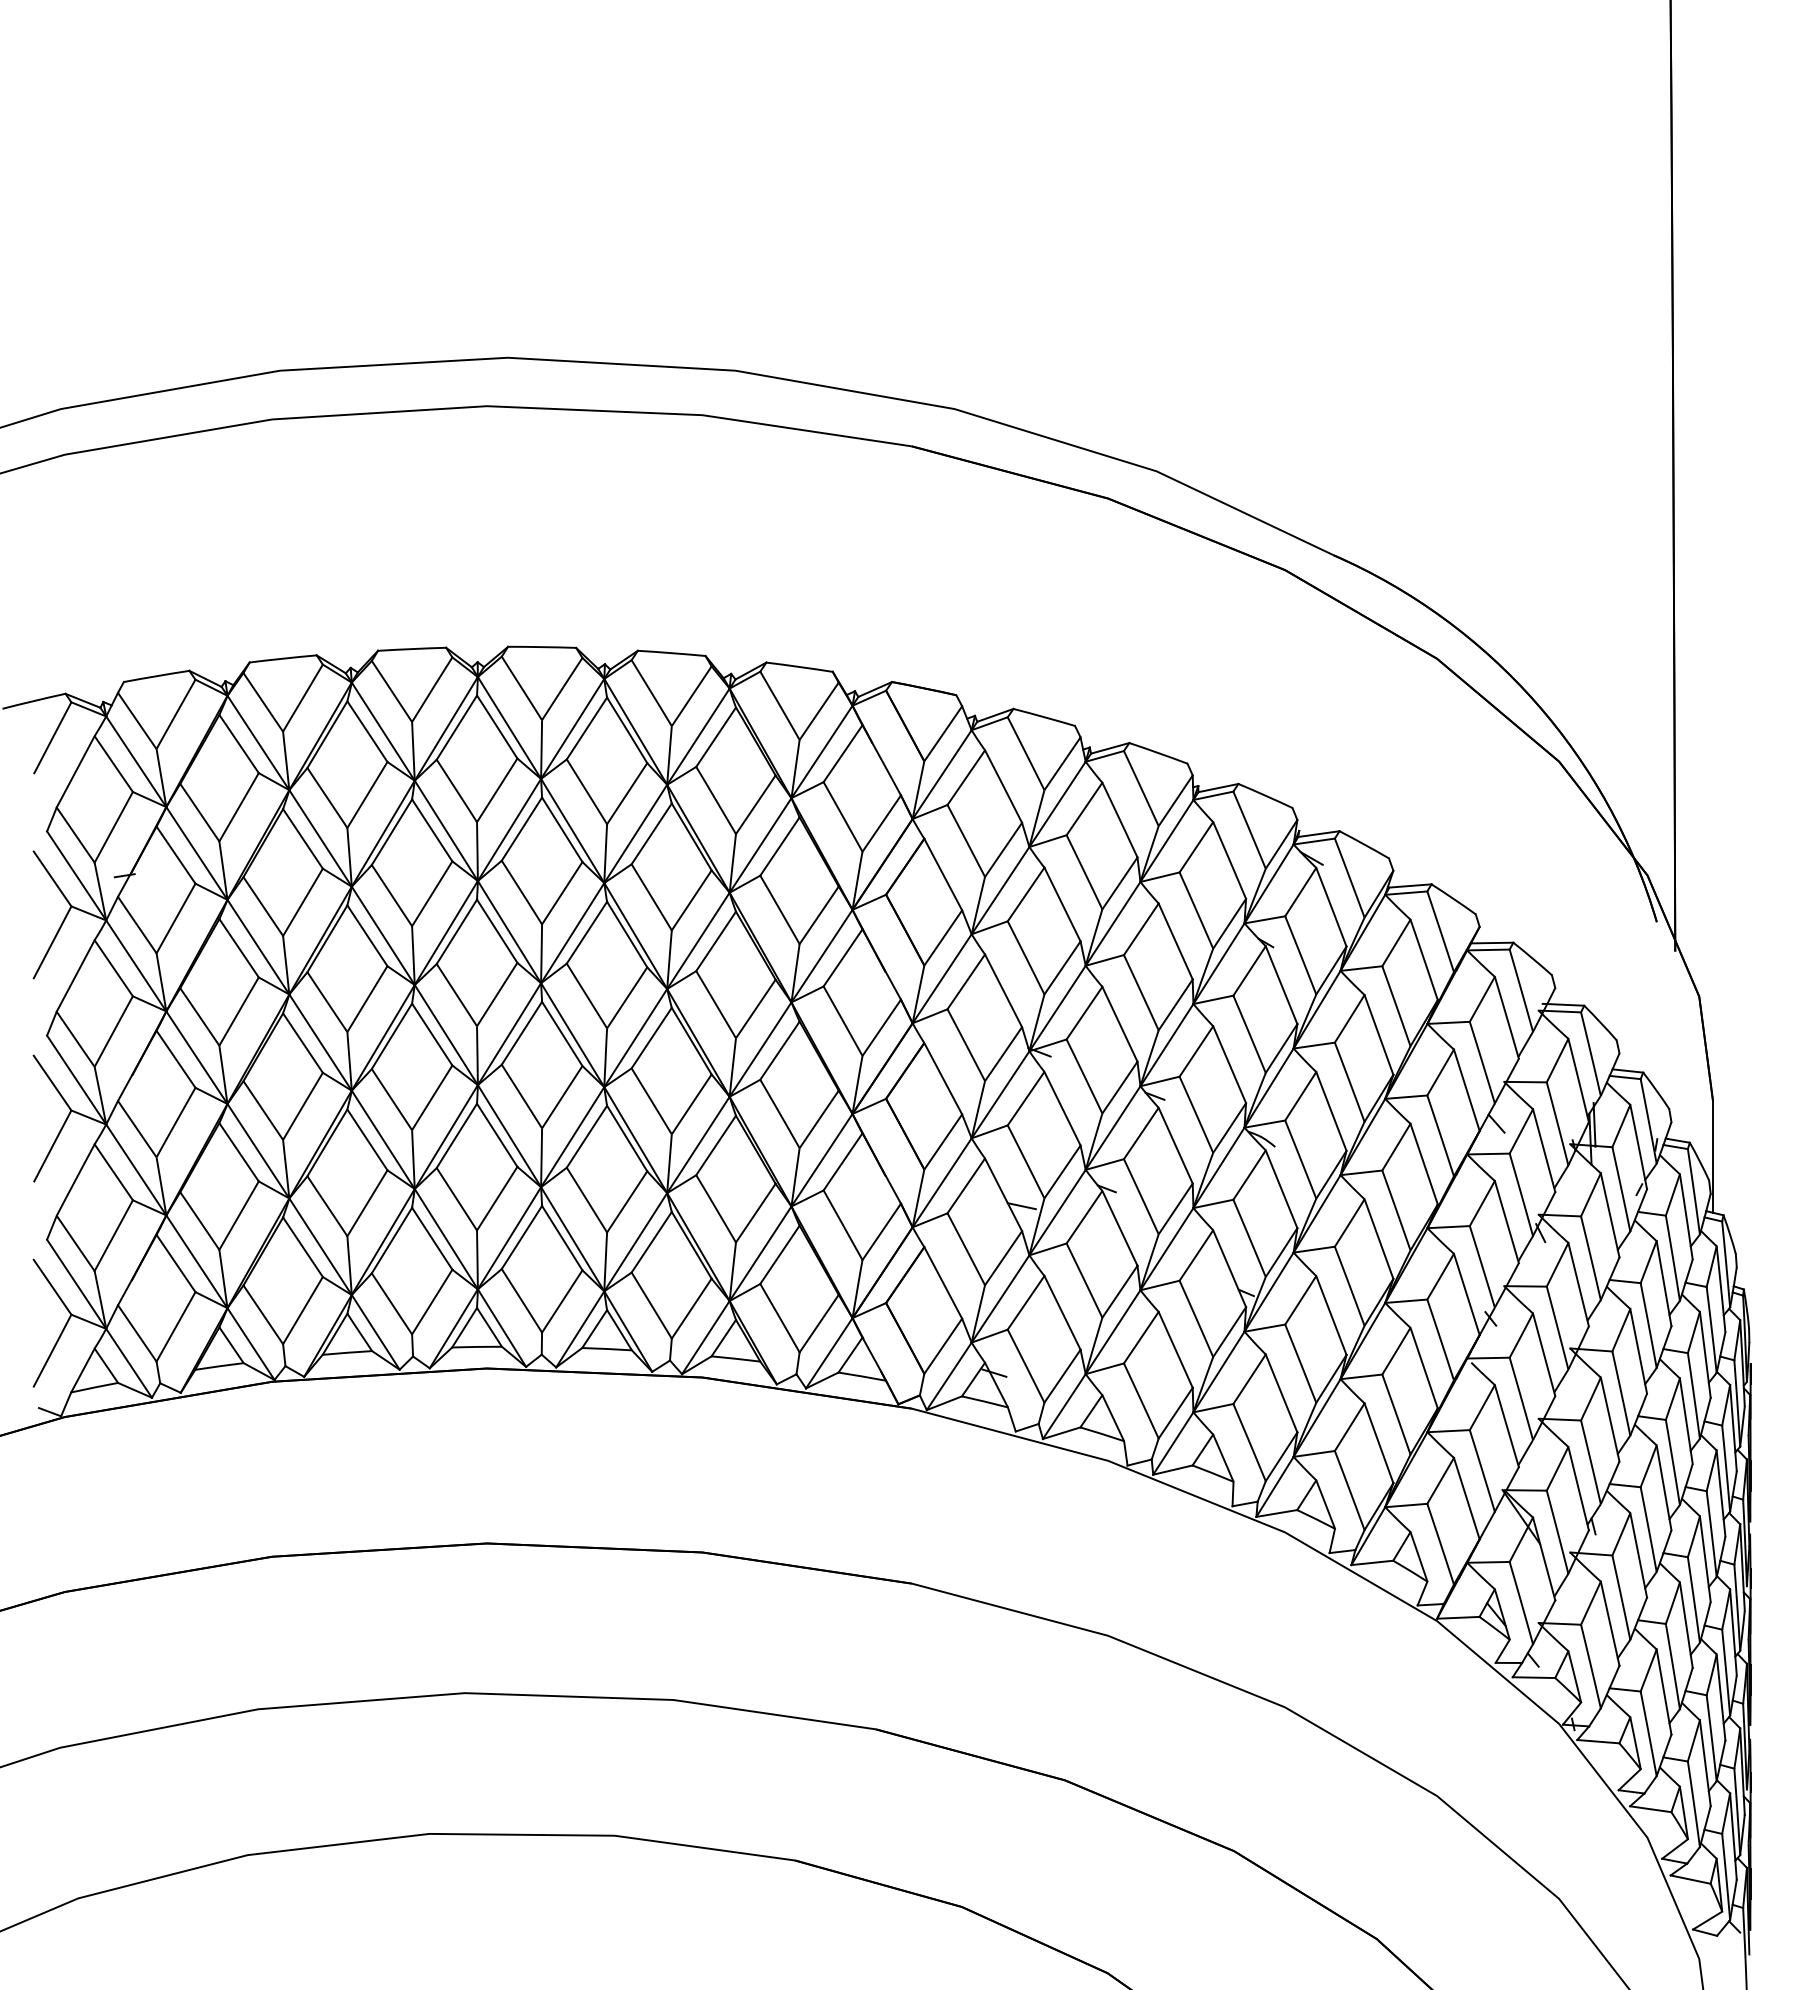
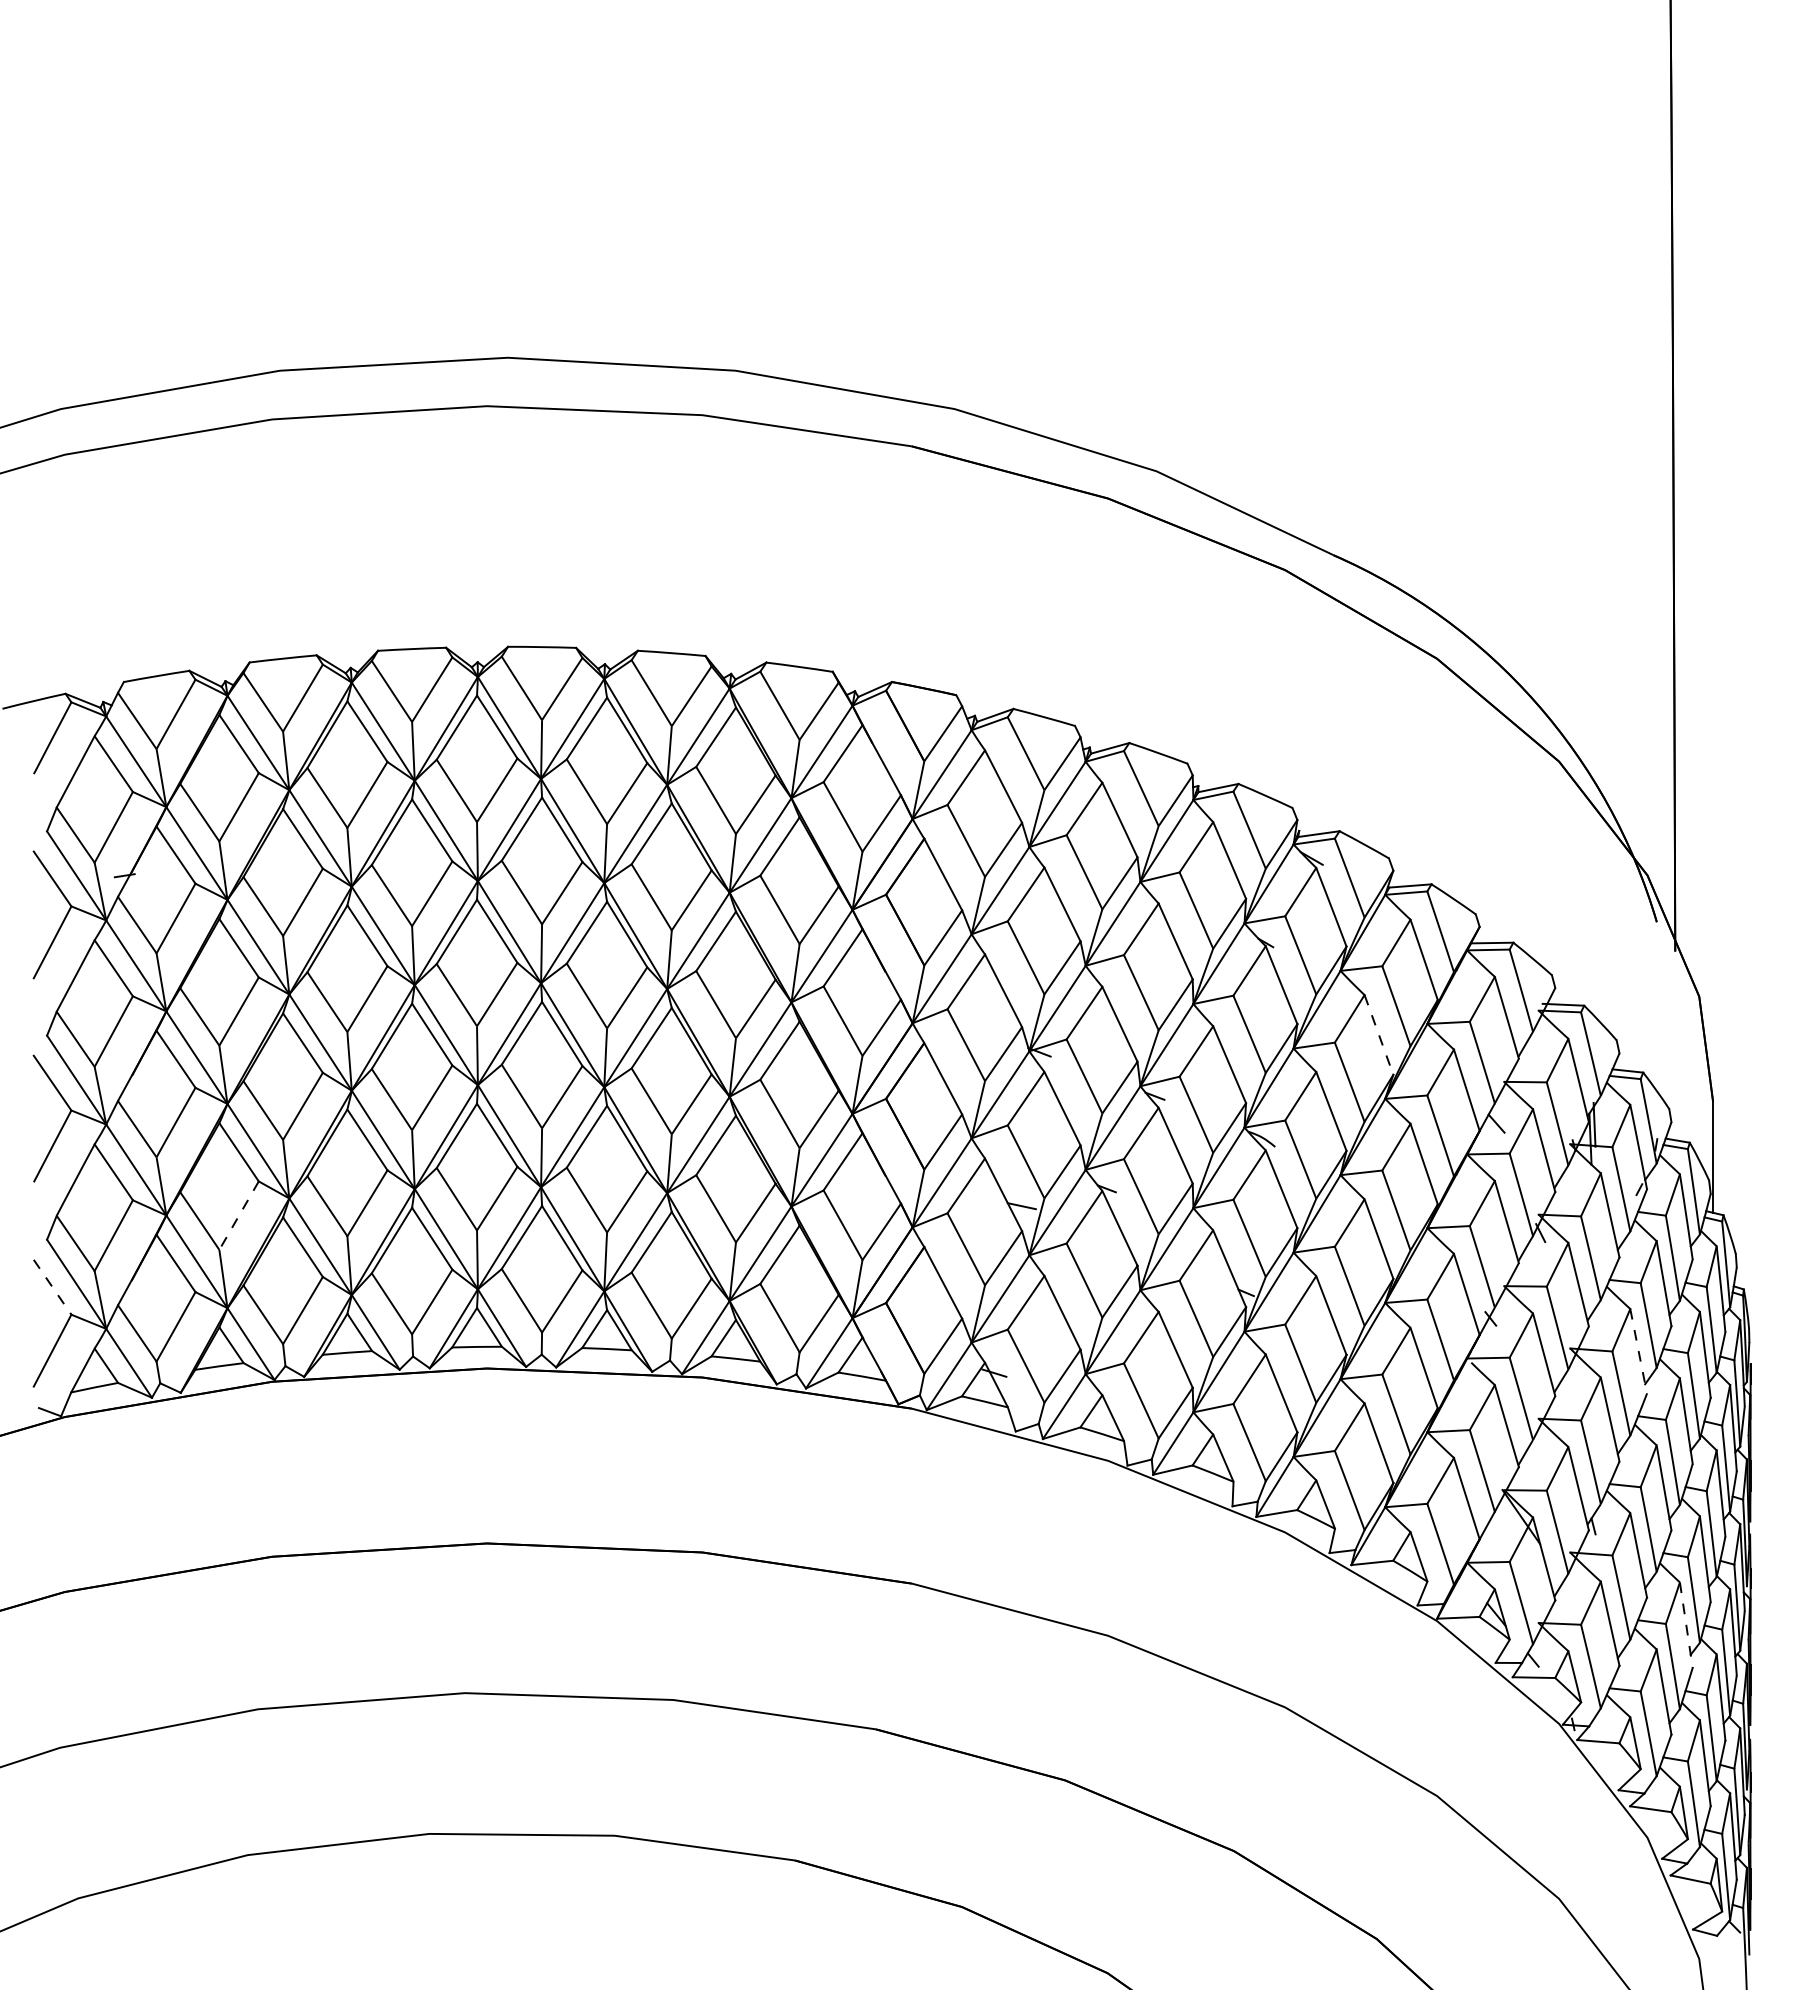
line: solid -> dashed (1379, 1035)
line: solid -> dashed (239, 1215)
line: solid -> dashed (52, 1287)
line: solid -> dashed (1638, 1351)
line: solid -> dashed (1686, 1625)
